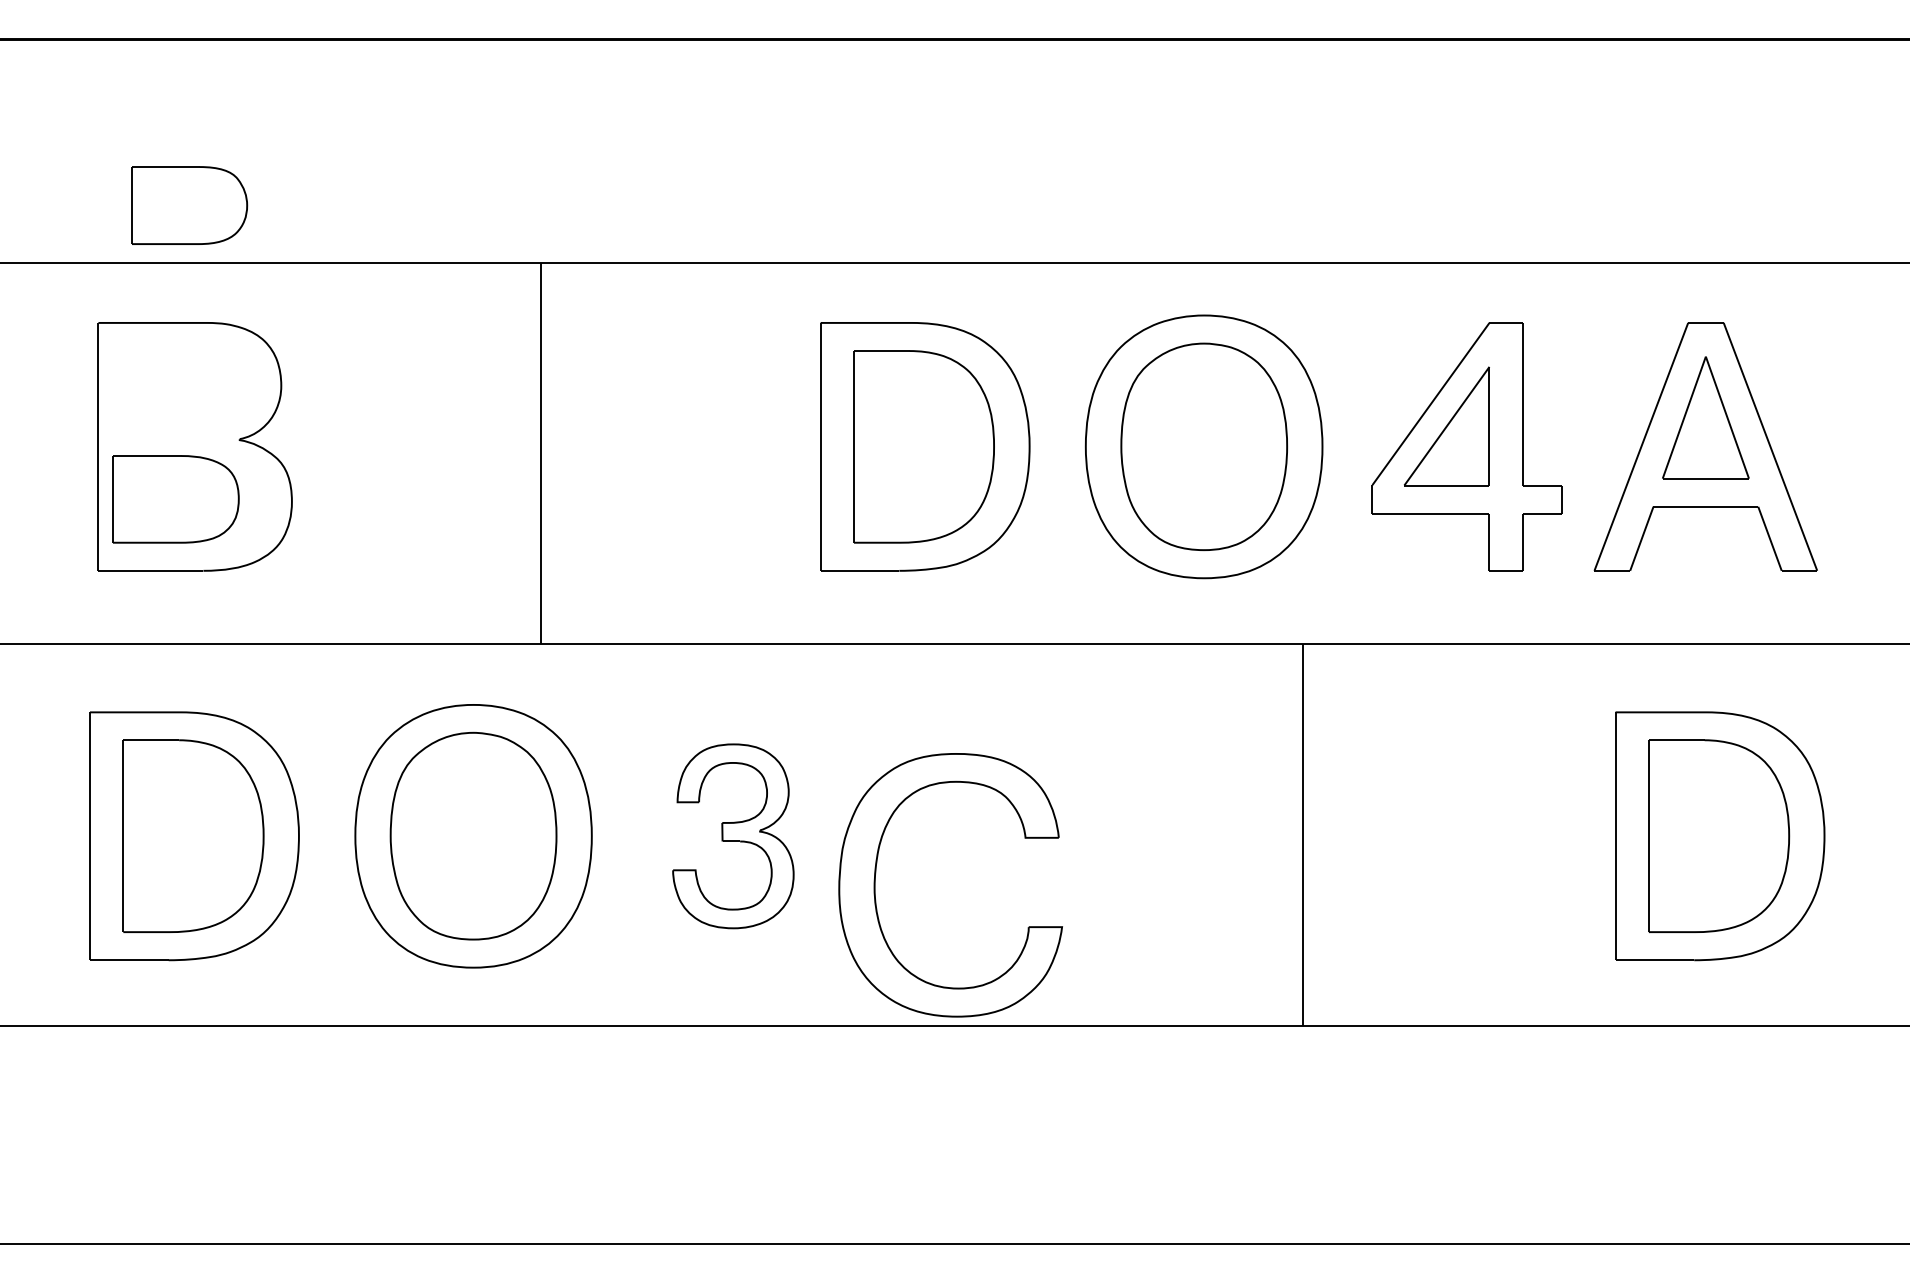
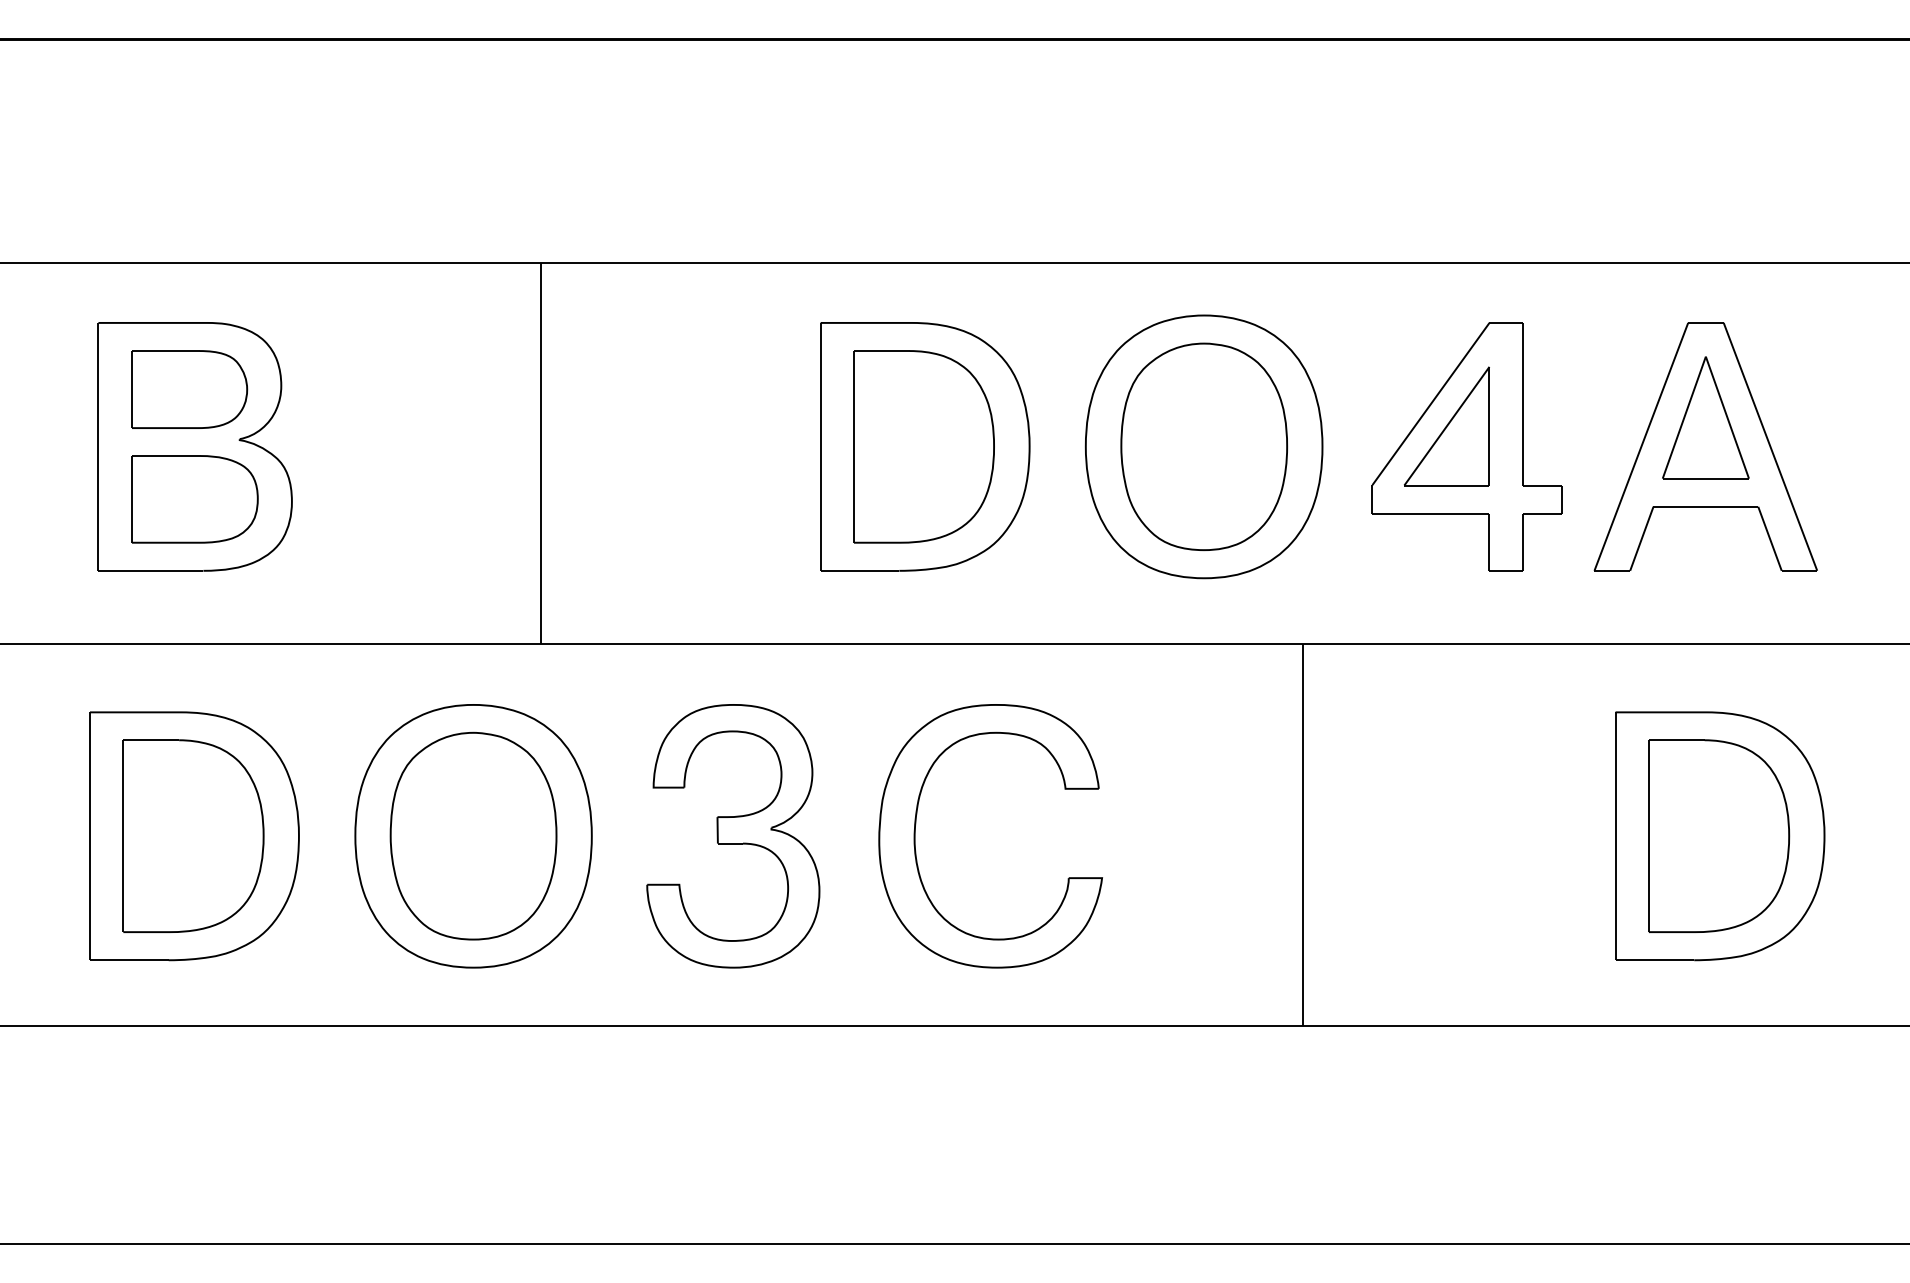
part position: (189, 205) -> (189, 389) (189, 389)
part position: (175, 499) -> (194, 499) (194, 499)
part size: 123x187 px -> 175x265 px (733, 836)
part position: (876, 873) -> (916, 824) (916, 824)
